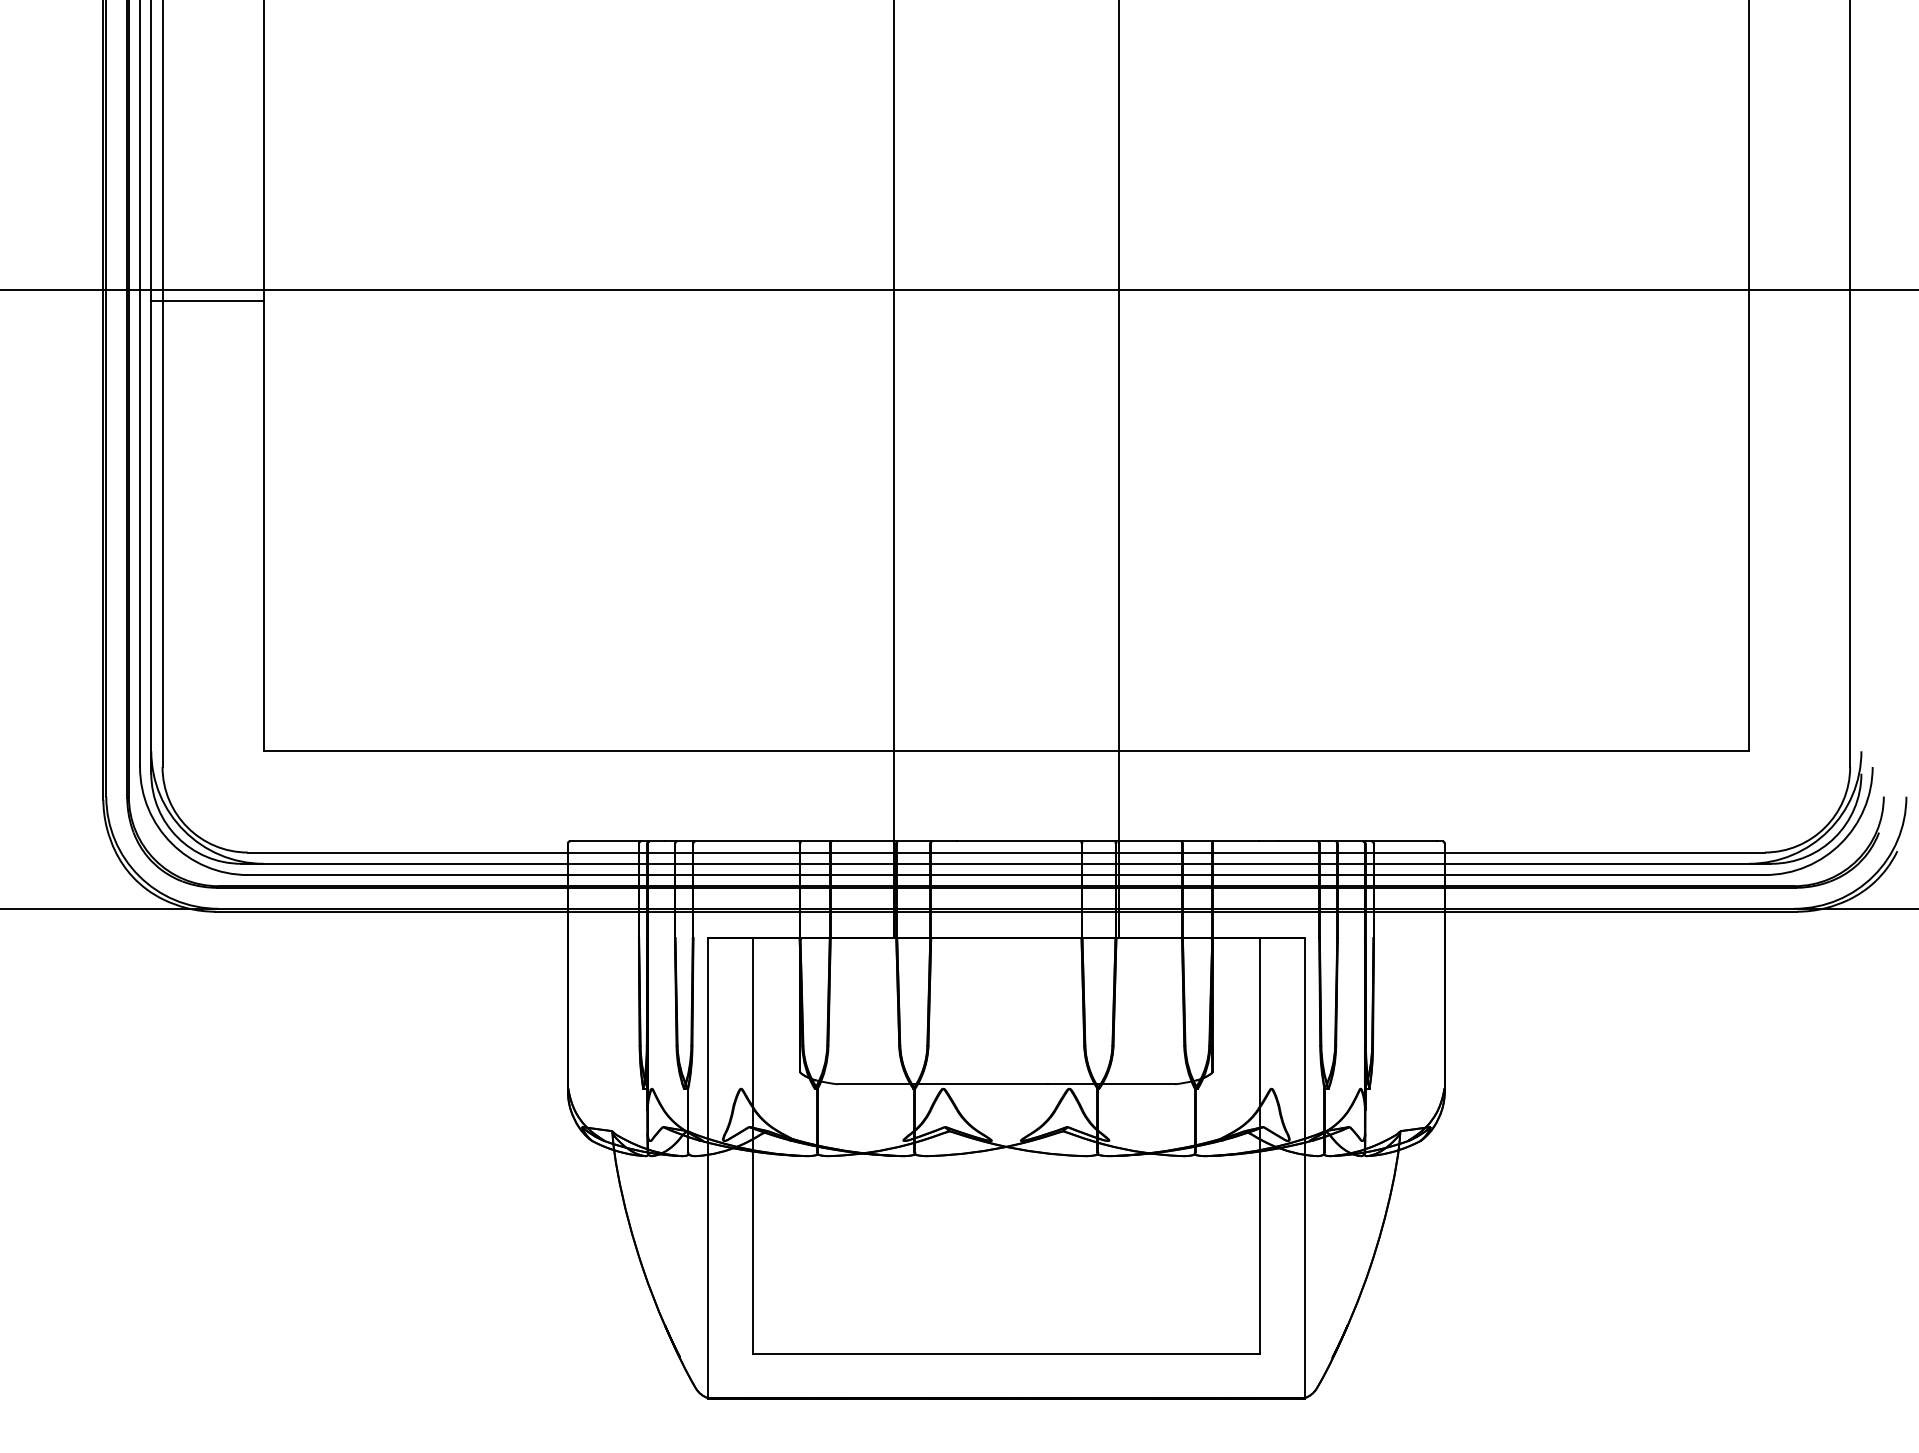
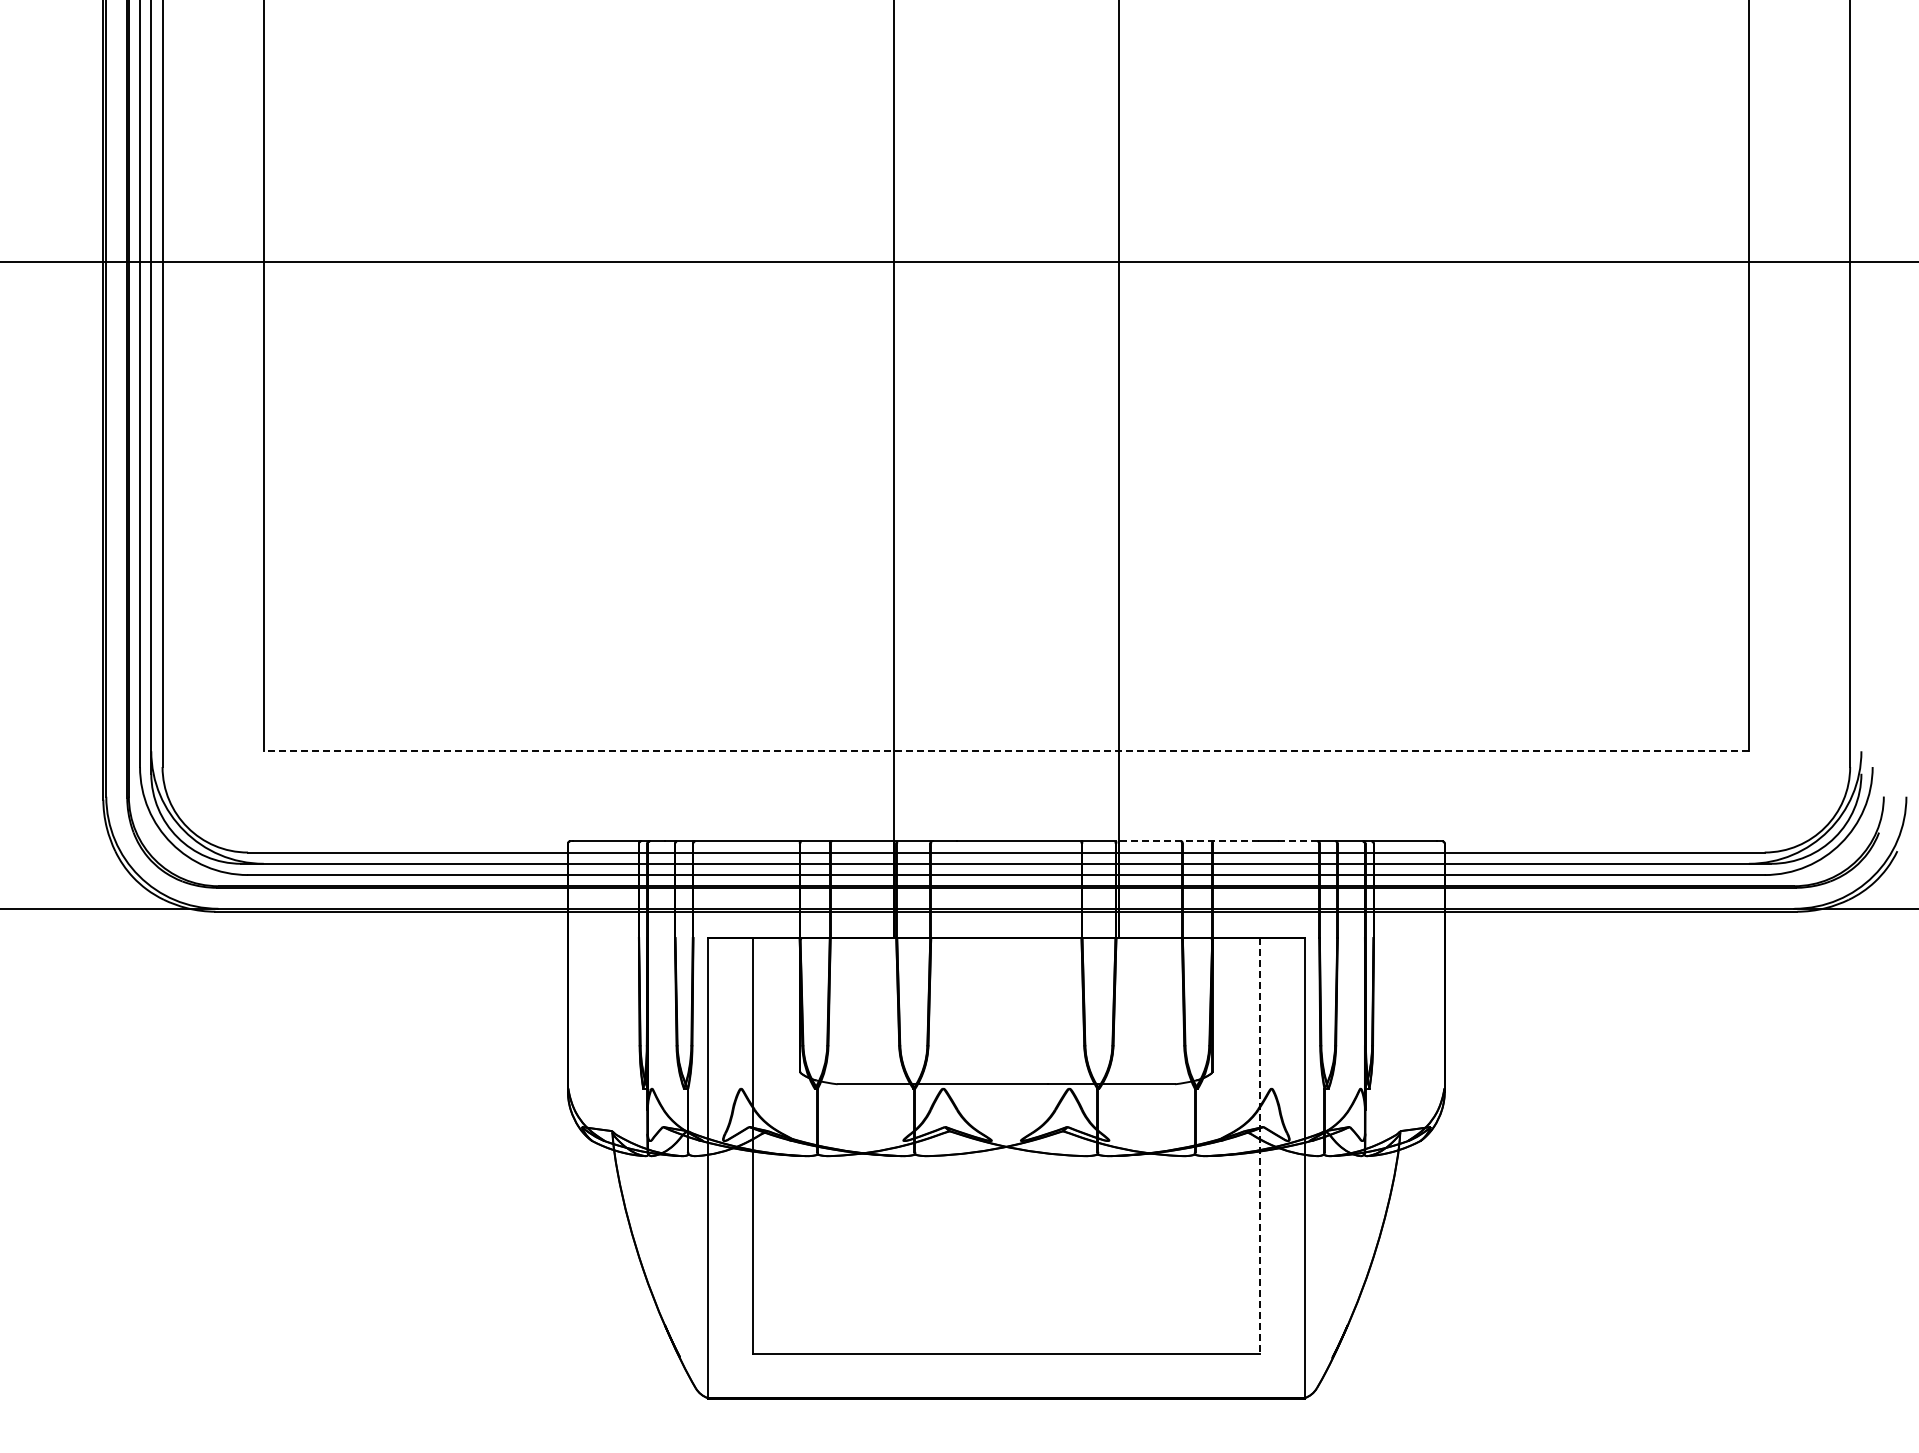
line position: (958, 290) -> (958, 262) (958, 262)
line: present -> none (207, 301)
line: solid -> dashed (1006, 751)
line: solid -> dashed (1186, 841)
line: solid -> dashed (1297, 841)
line: solid -> dashed (1259, 1146)
